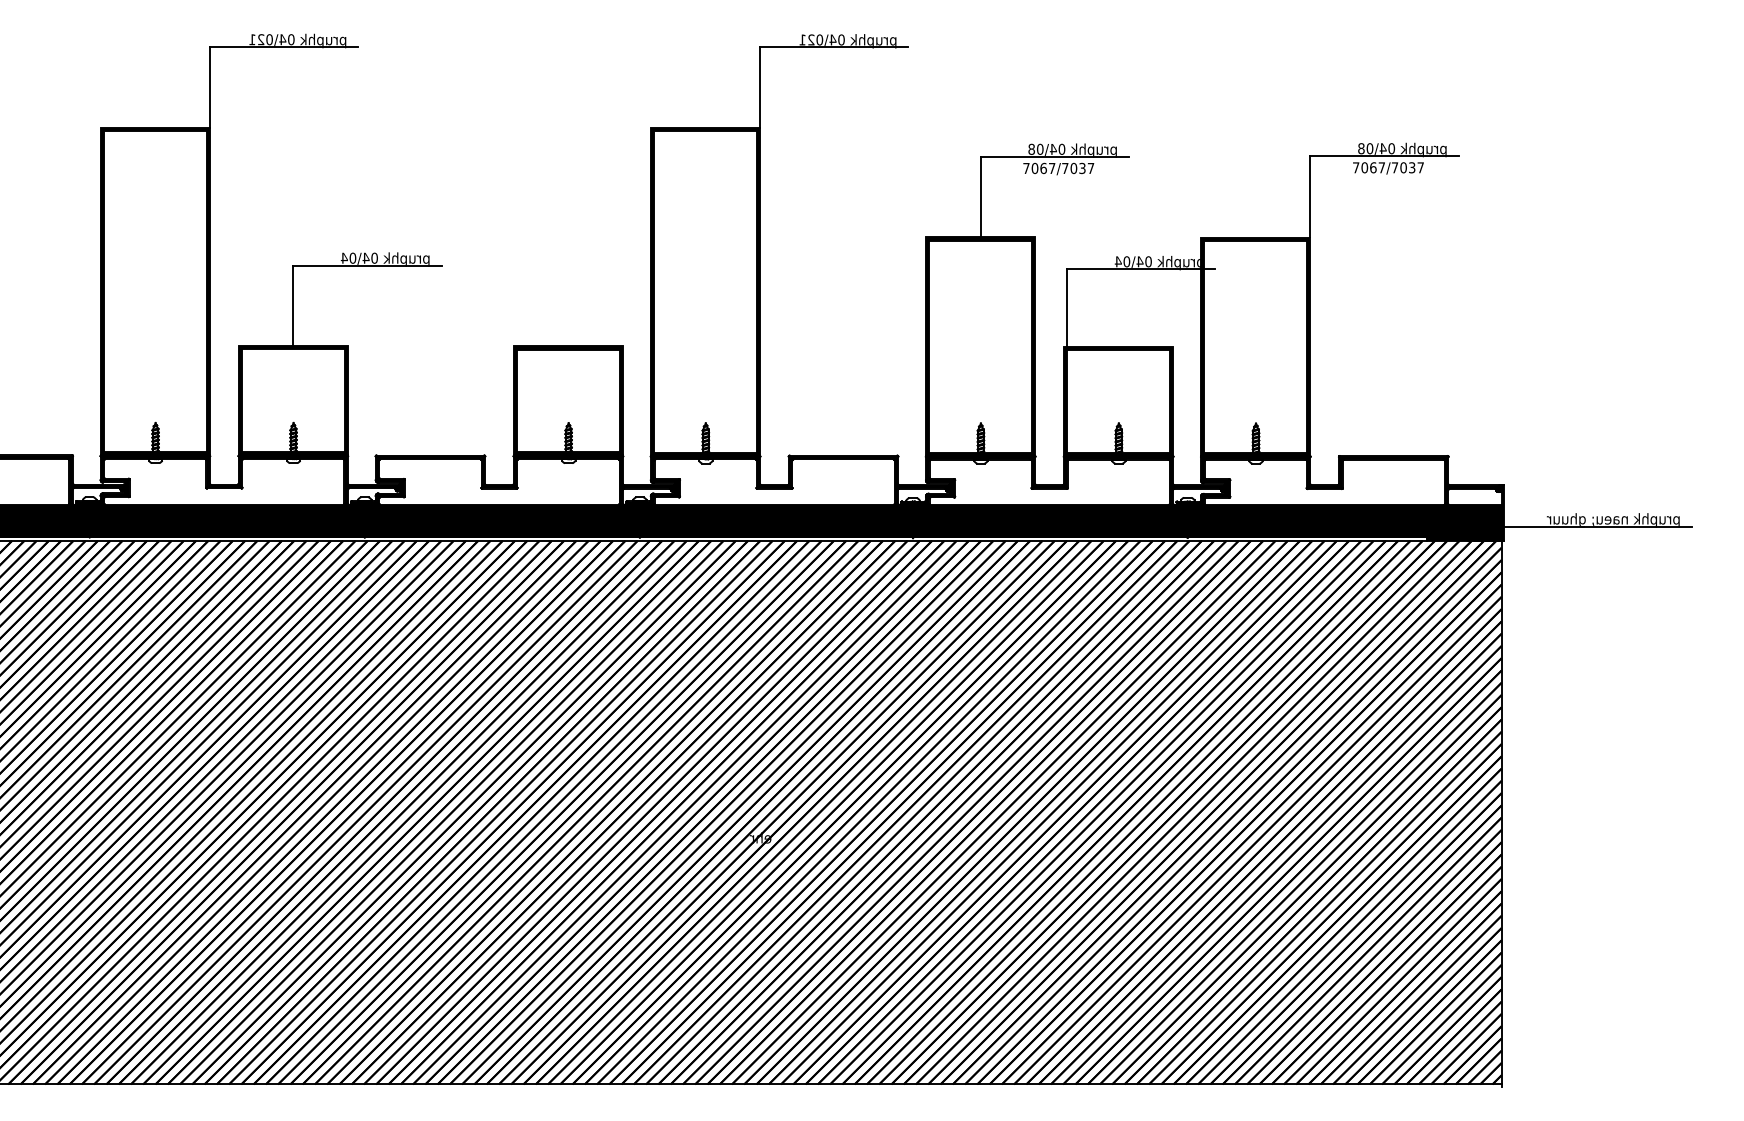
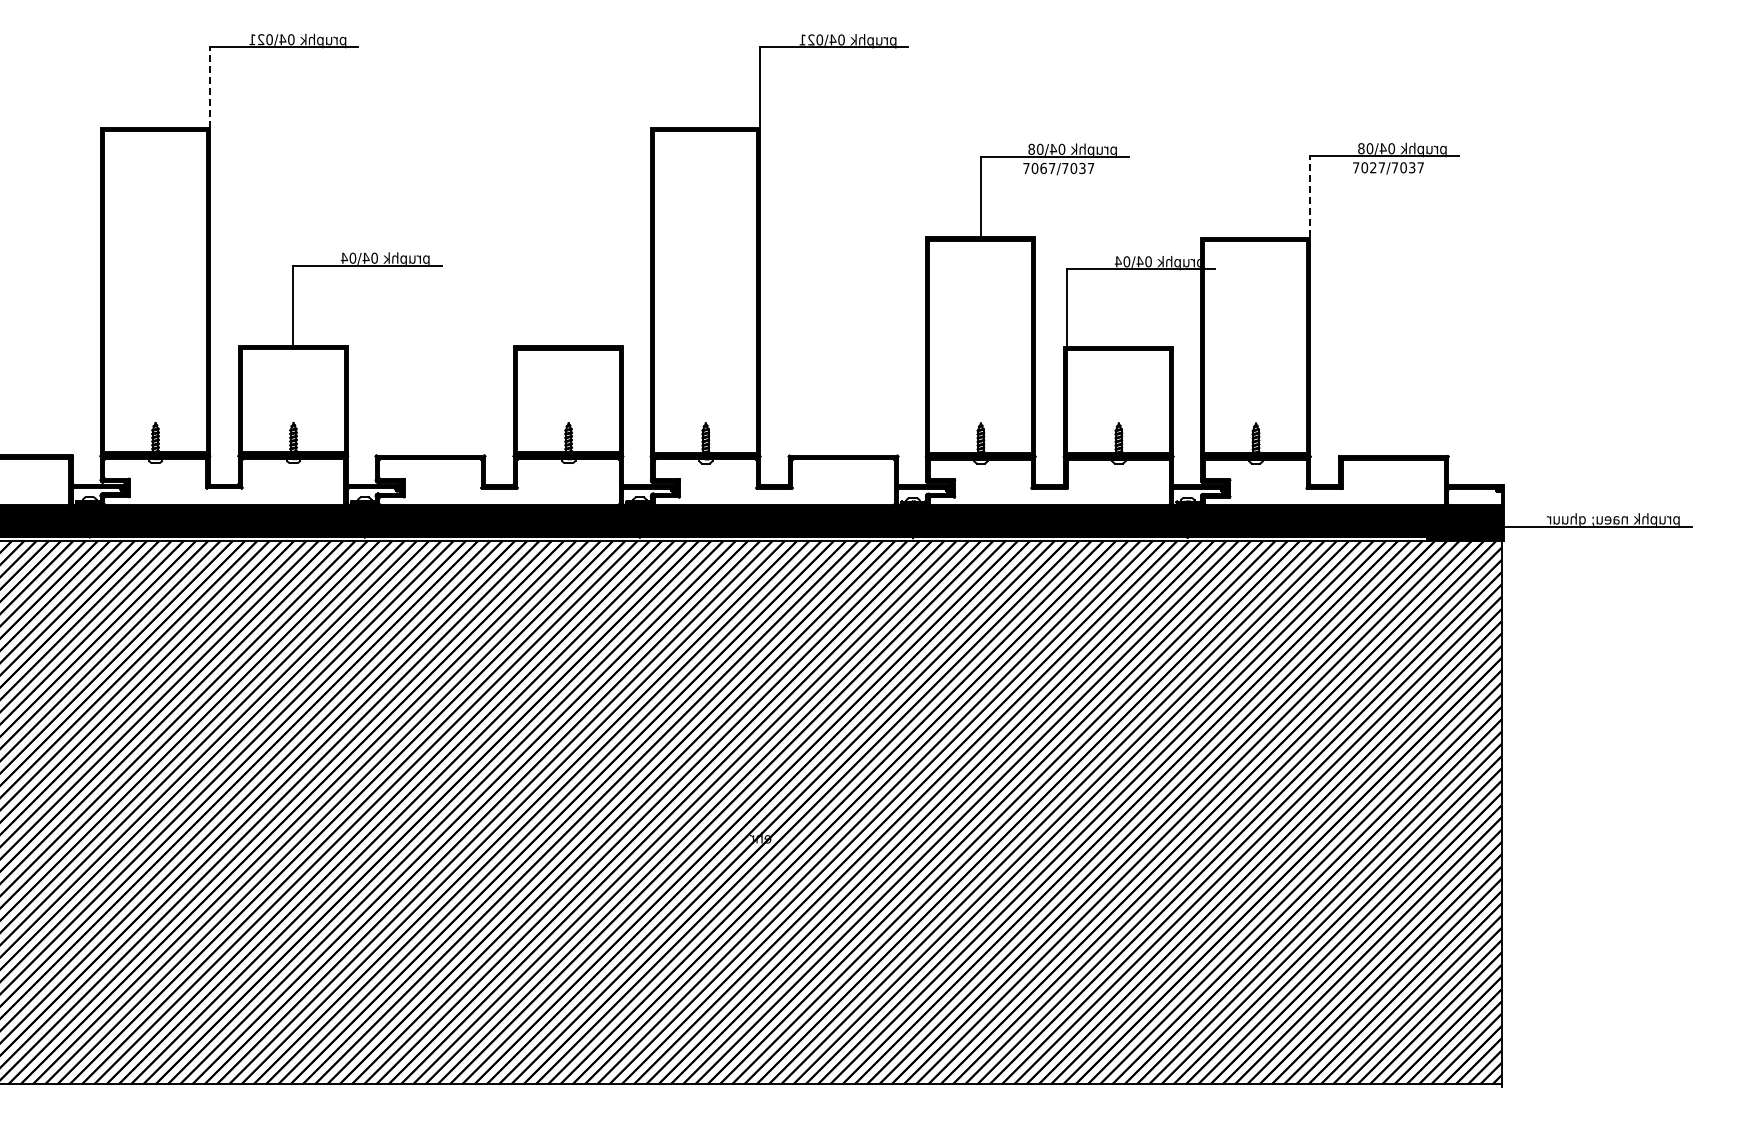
line: solid -> dashed (210, 87)
text: 7067/7037 -> 7027/7037 (1373, 167)
line: solid -> dashed (1310, 196)
